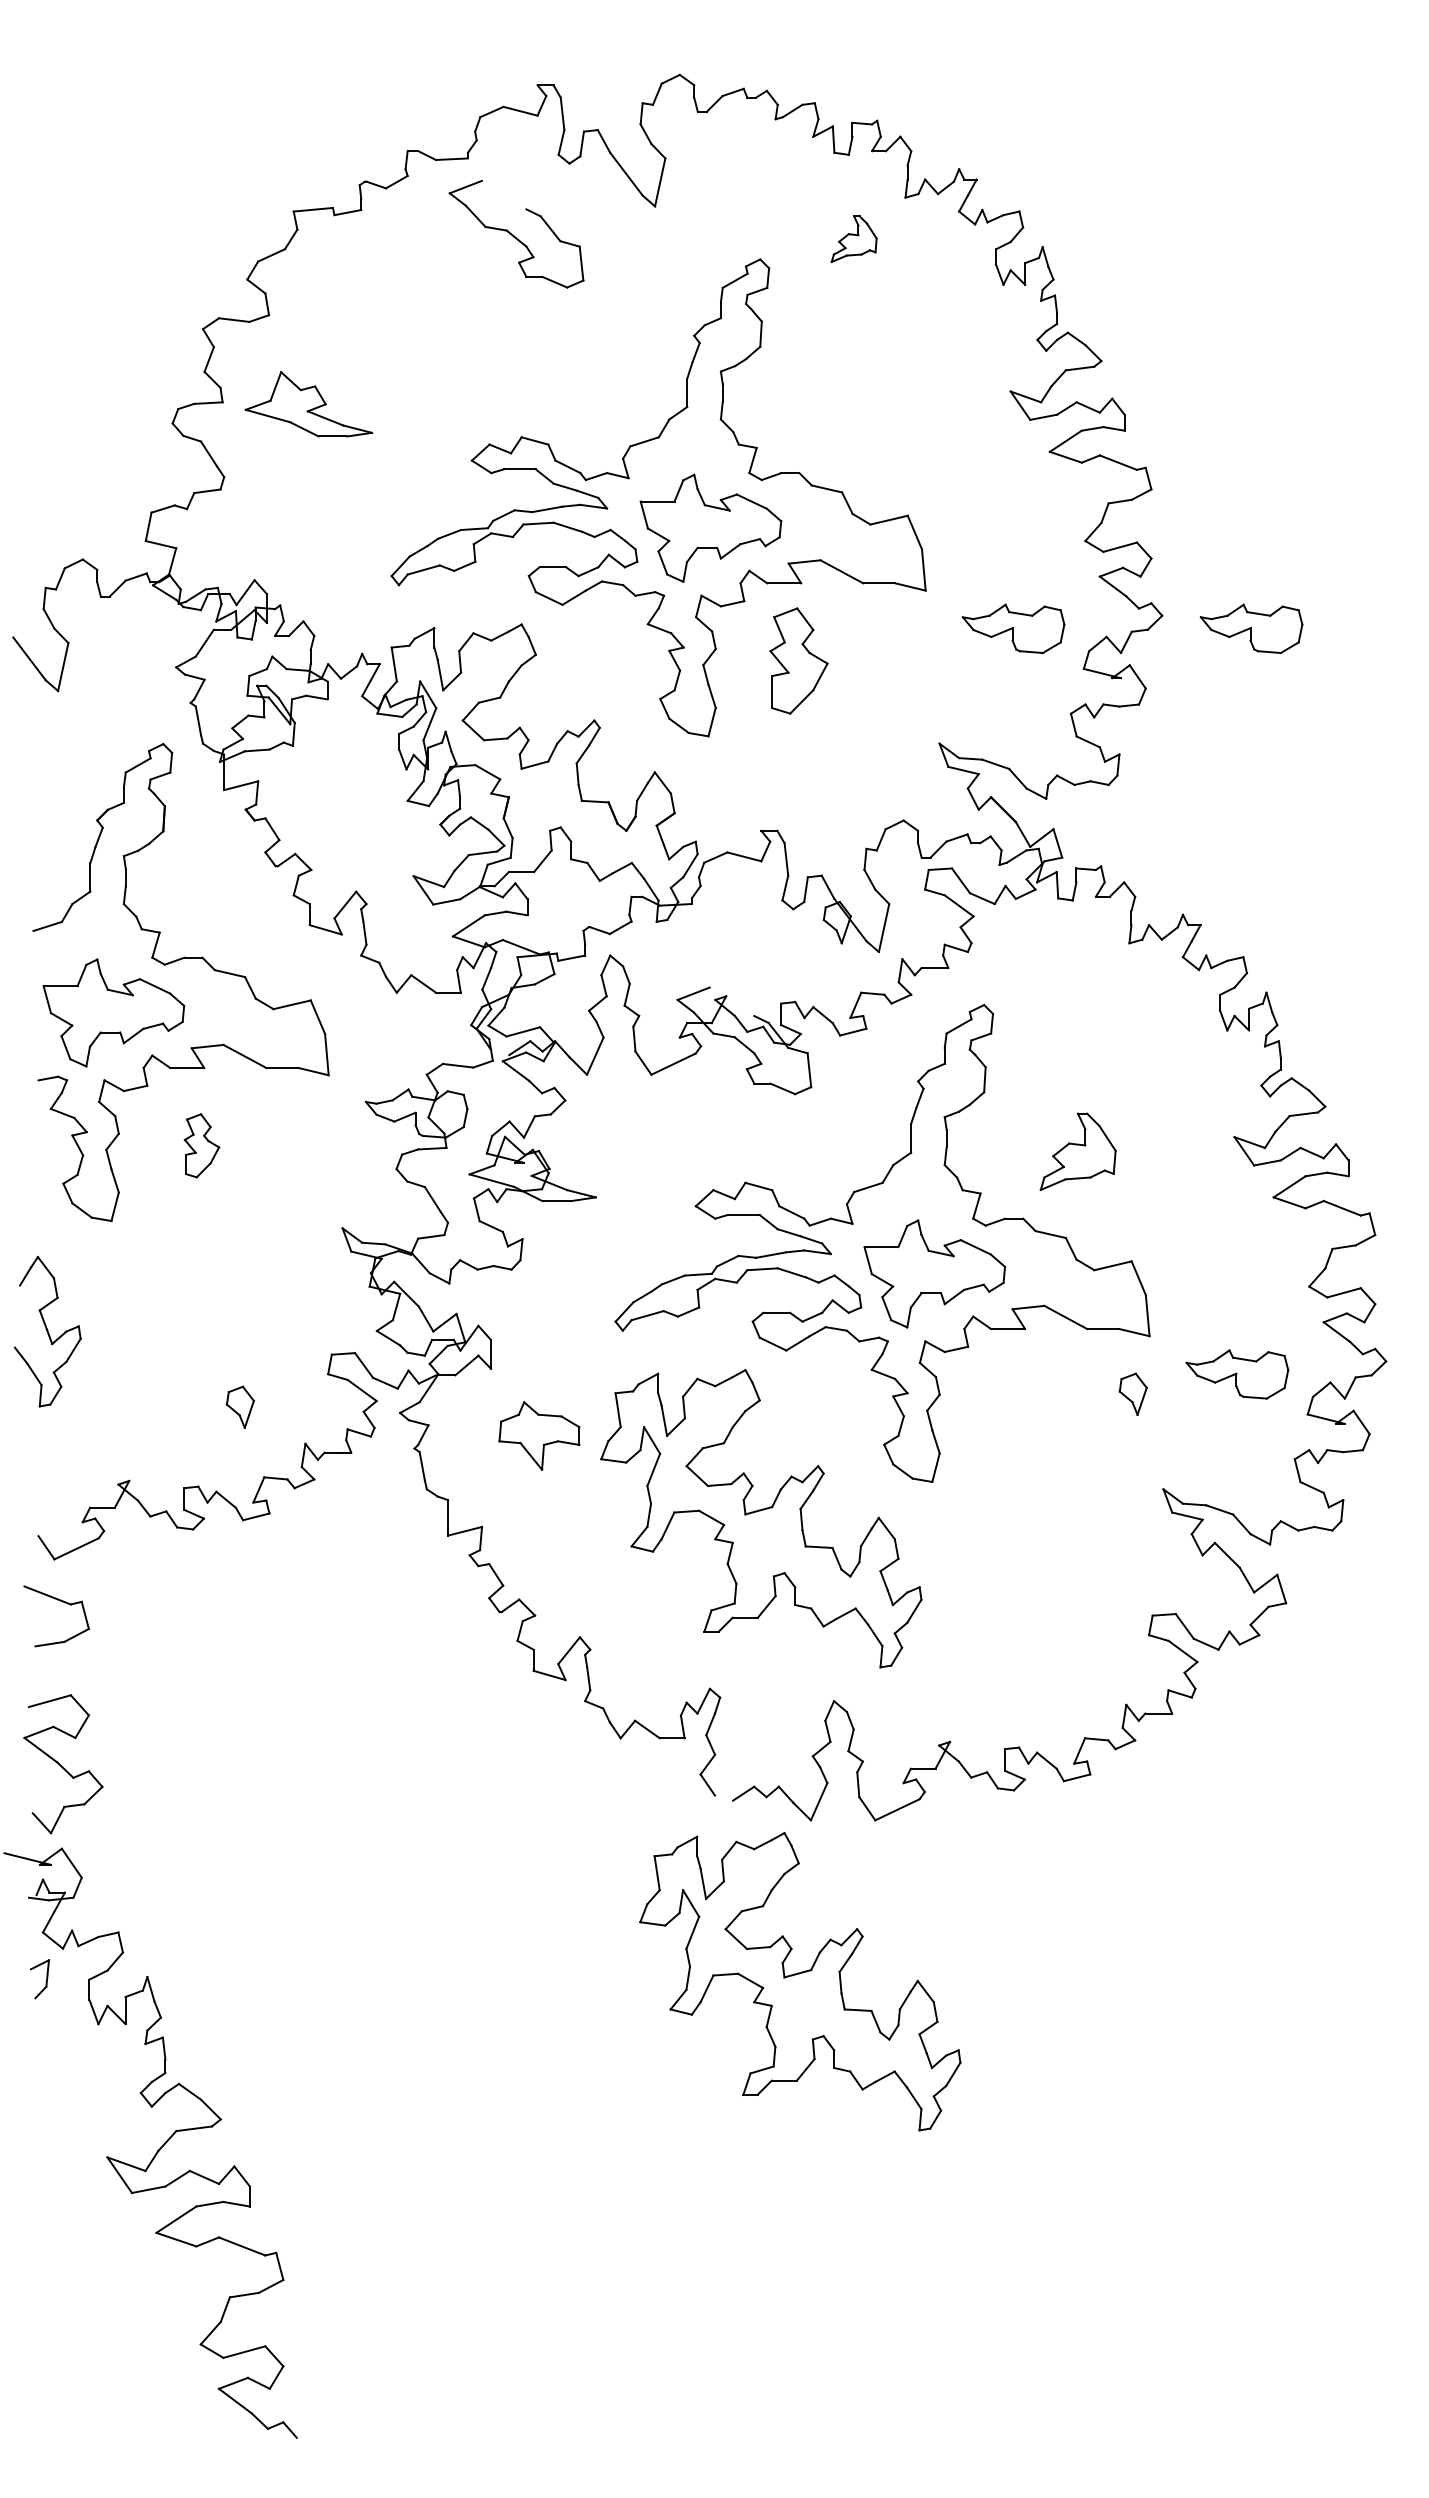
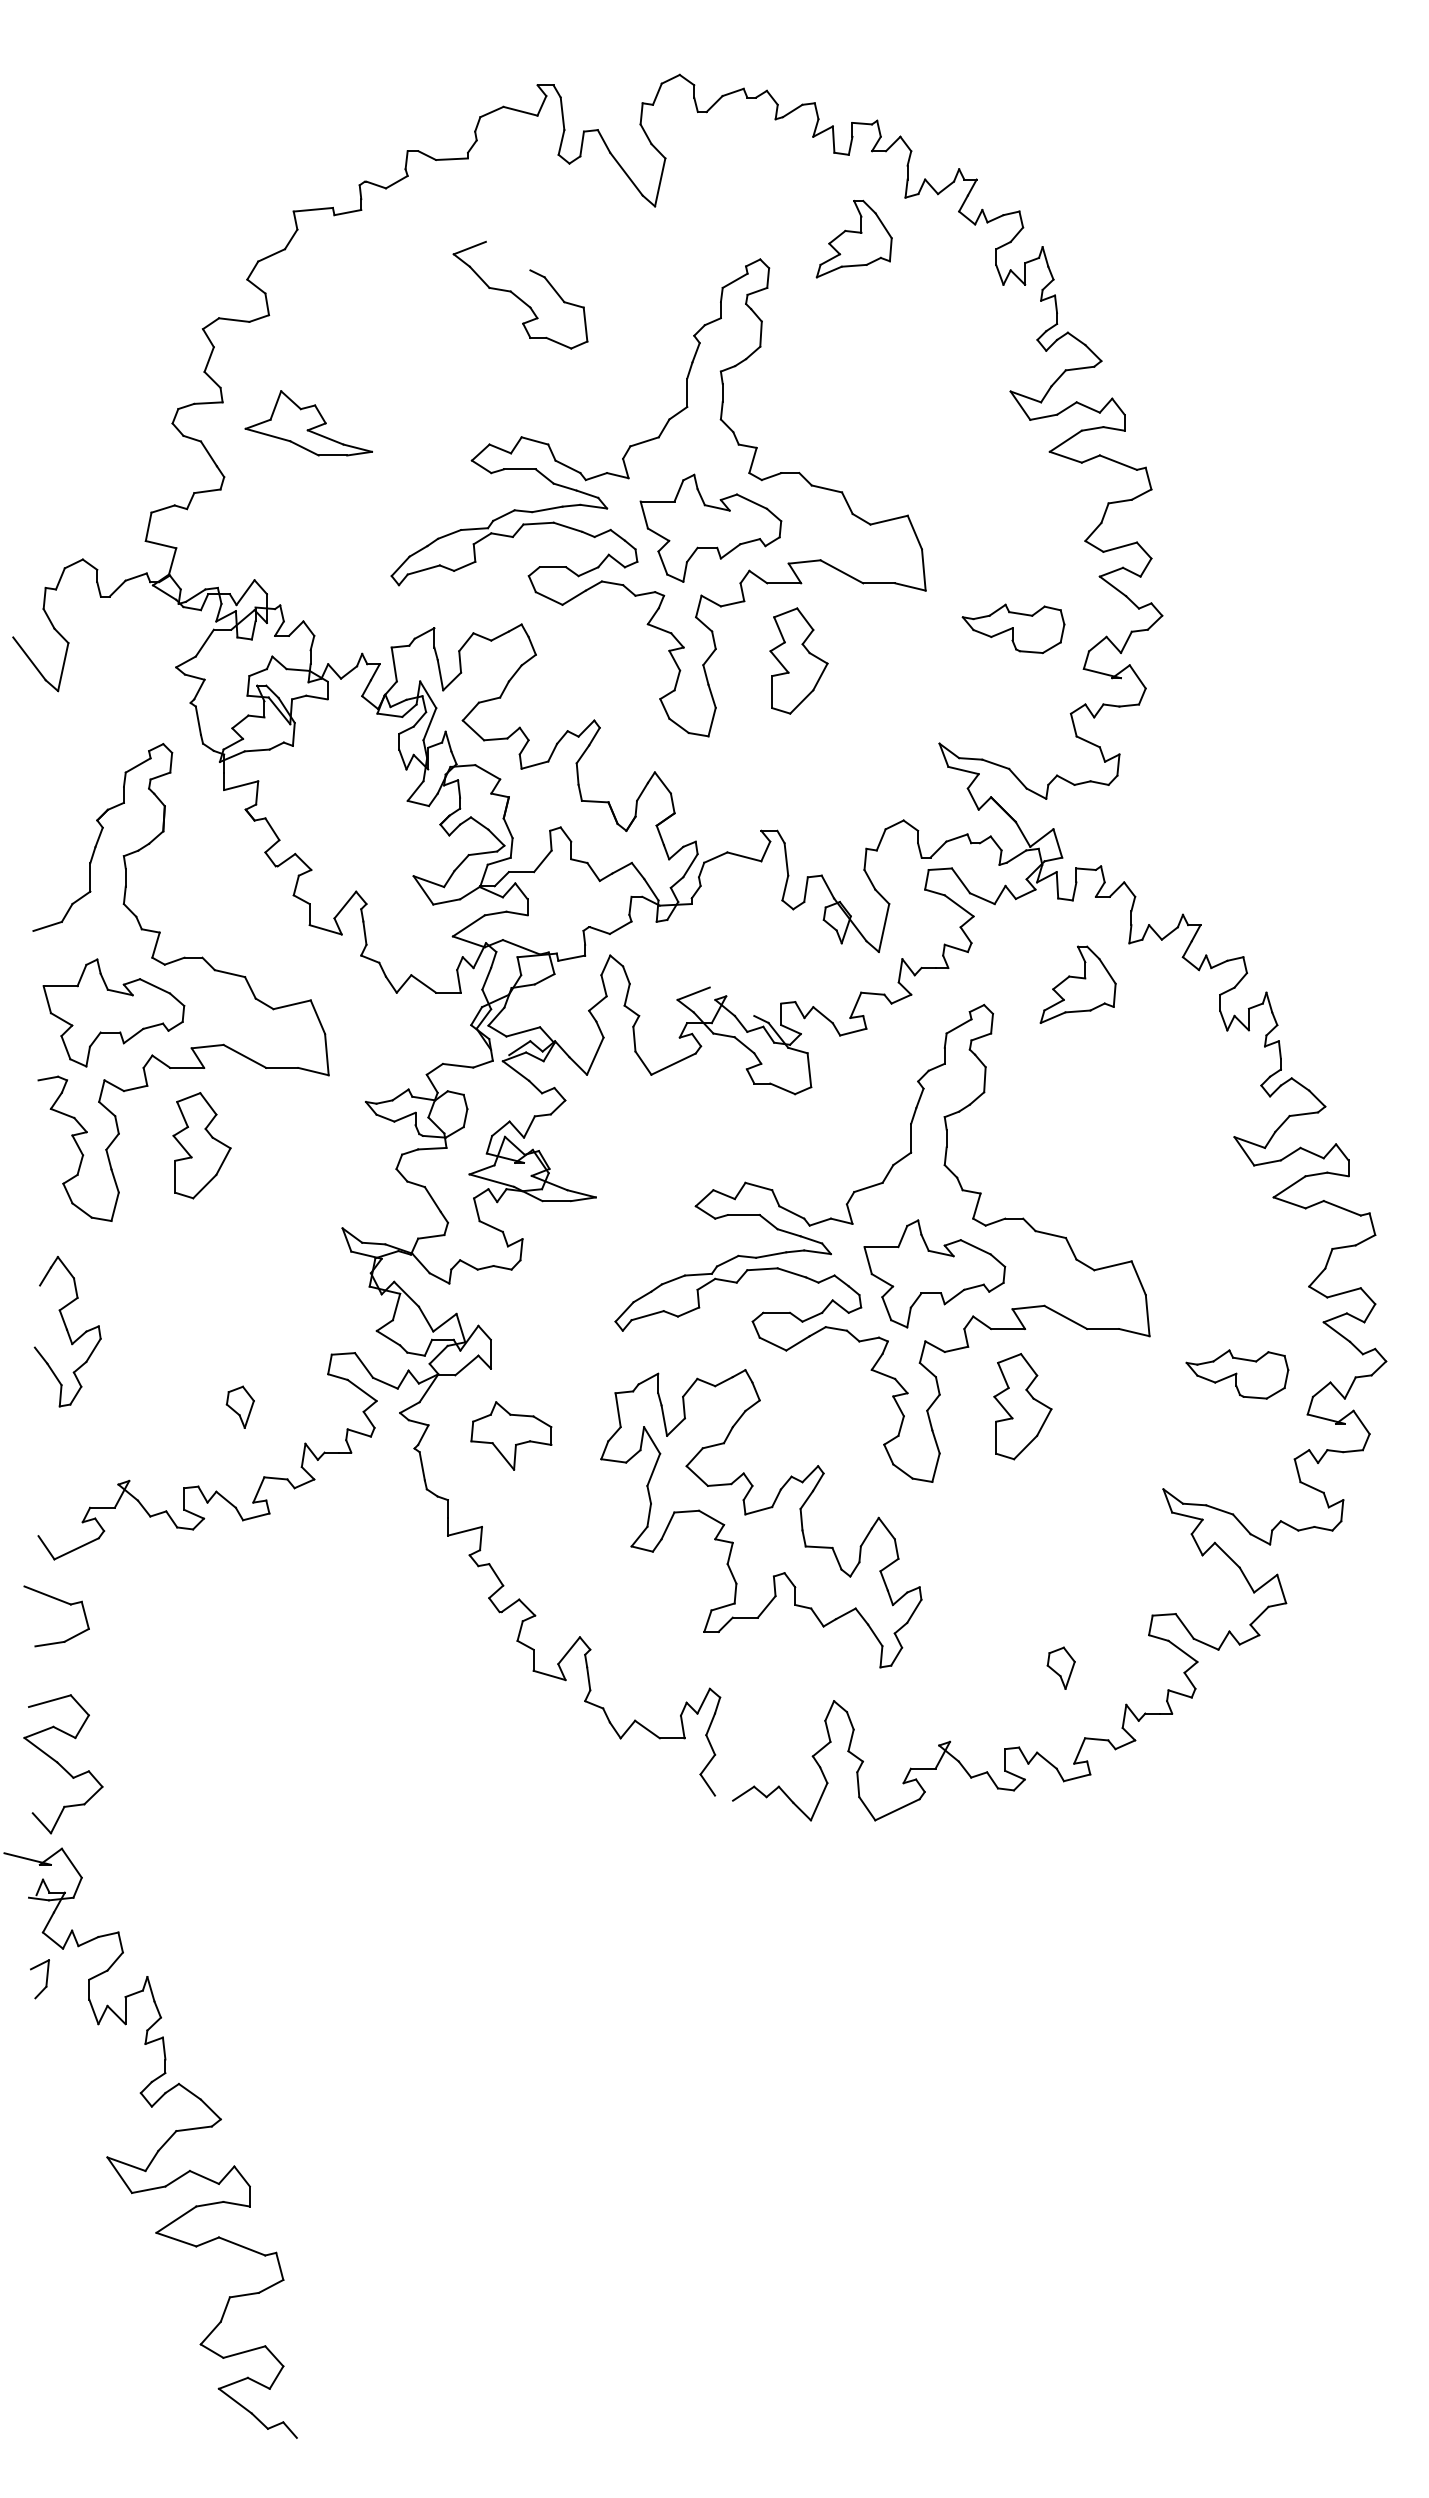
part position: (516, 233) -> (520, 294) (520, 294)
part size: 48x48 px -> 78x80 px (853, 238)
part position: (308, 404) -> (308, 423) (308, 423)
part: present -> none (1251, 628)
part size: 38x66 px -> 60x108 px (201, 1145)
part position: (1077, 1151) -> (1077, 984) (1077, 984)
part position: (47, 1331) -> (67, 1331) (67, 1331)
part position: (1132, 1393) -> (1060, 1667) (1060, 1667)
part: none -> present (1022, 1406)
part position: (539, 1435) -> (511, 1435) (511, 1435)
part: present -> none (800, 1981)
